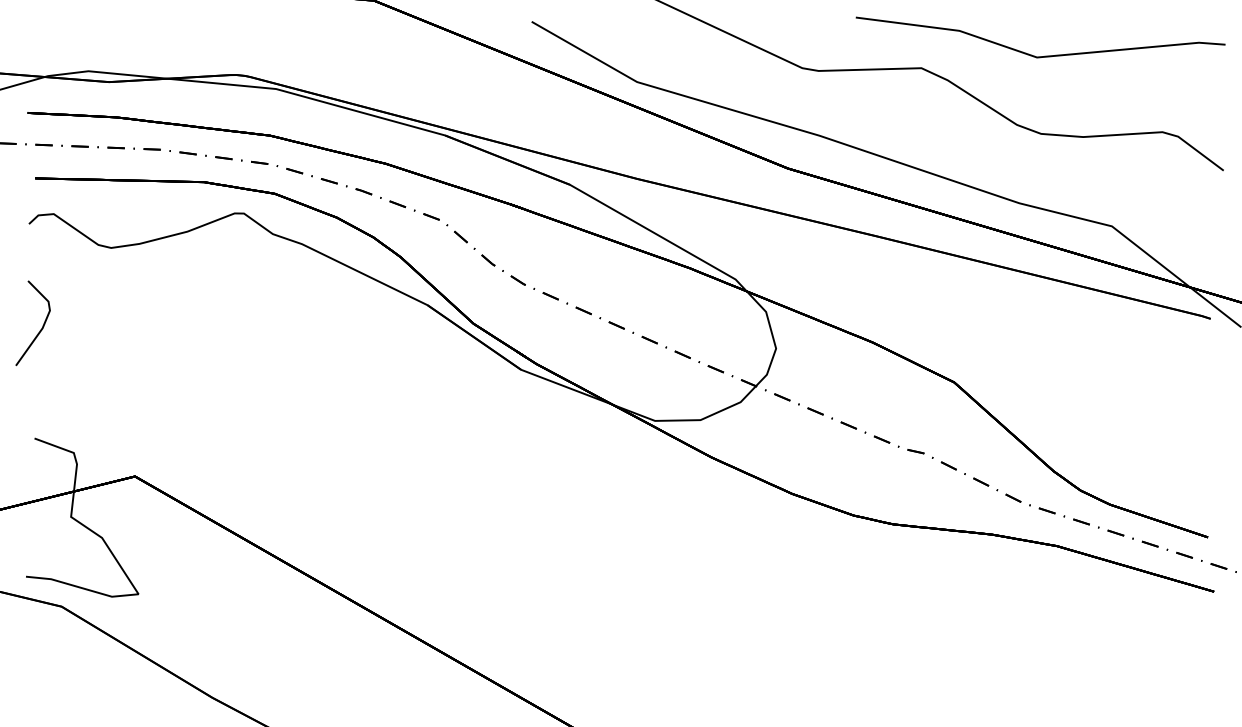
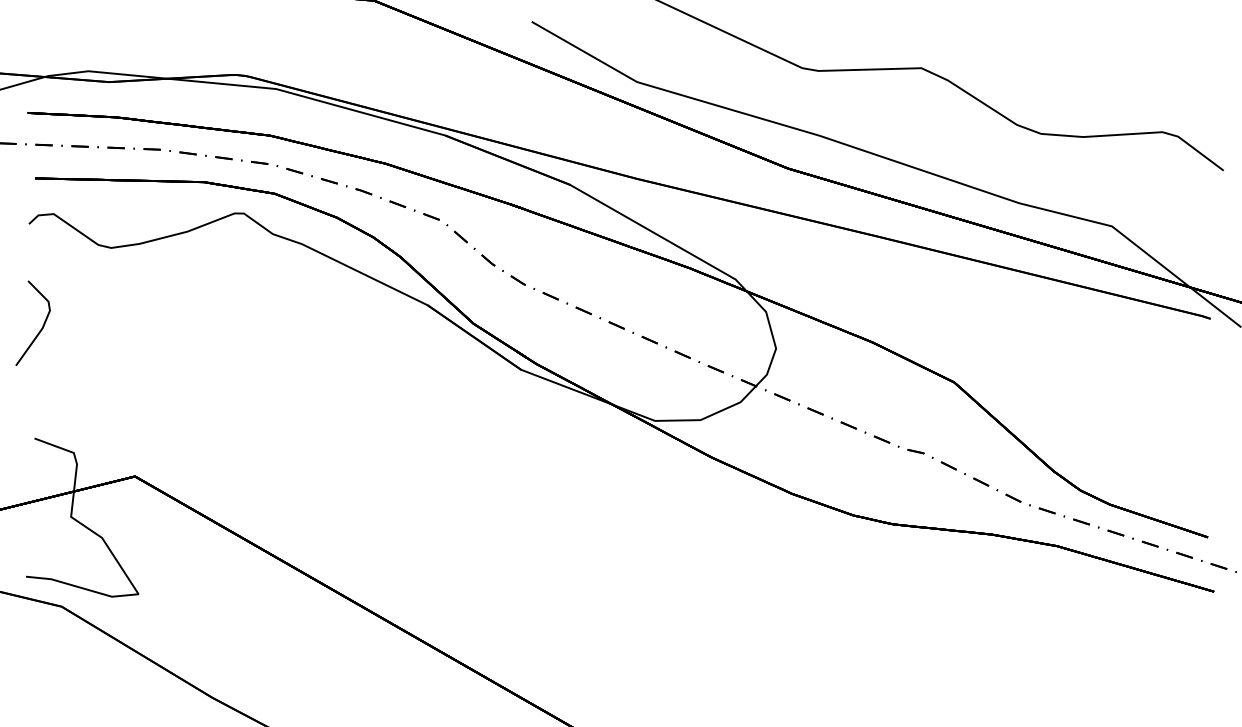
line: present -> none (1044, 55)
